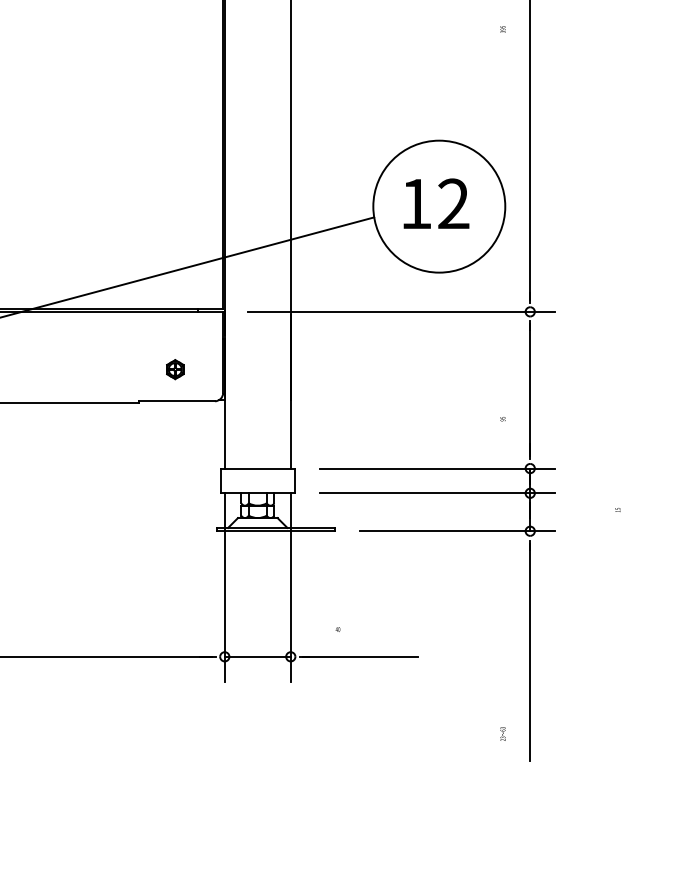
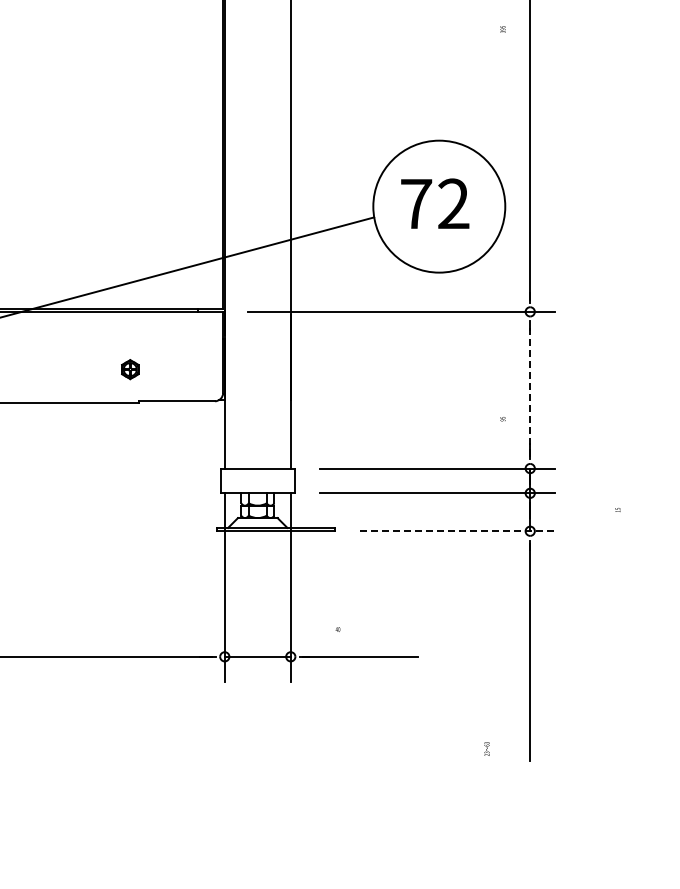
text: 12 -> 72 (416, 203)
part position: (175, 369) -> (130, 369) (130, 369)
line: solid -> dashed (530, 390)
line: solid -> dashed (458, 531)
text position: (502, 733) -> (486, 748) (486, 748)
